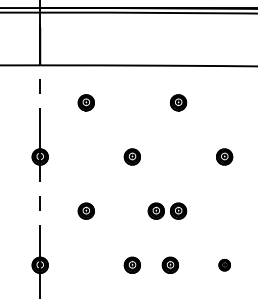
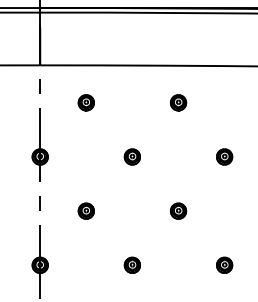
part: present -> none (155, 210)
part: present -> none (169, 264)
part size: 13x13 px -> 18x18 px (224, 264)
